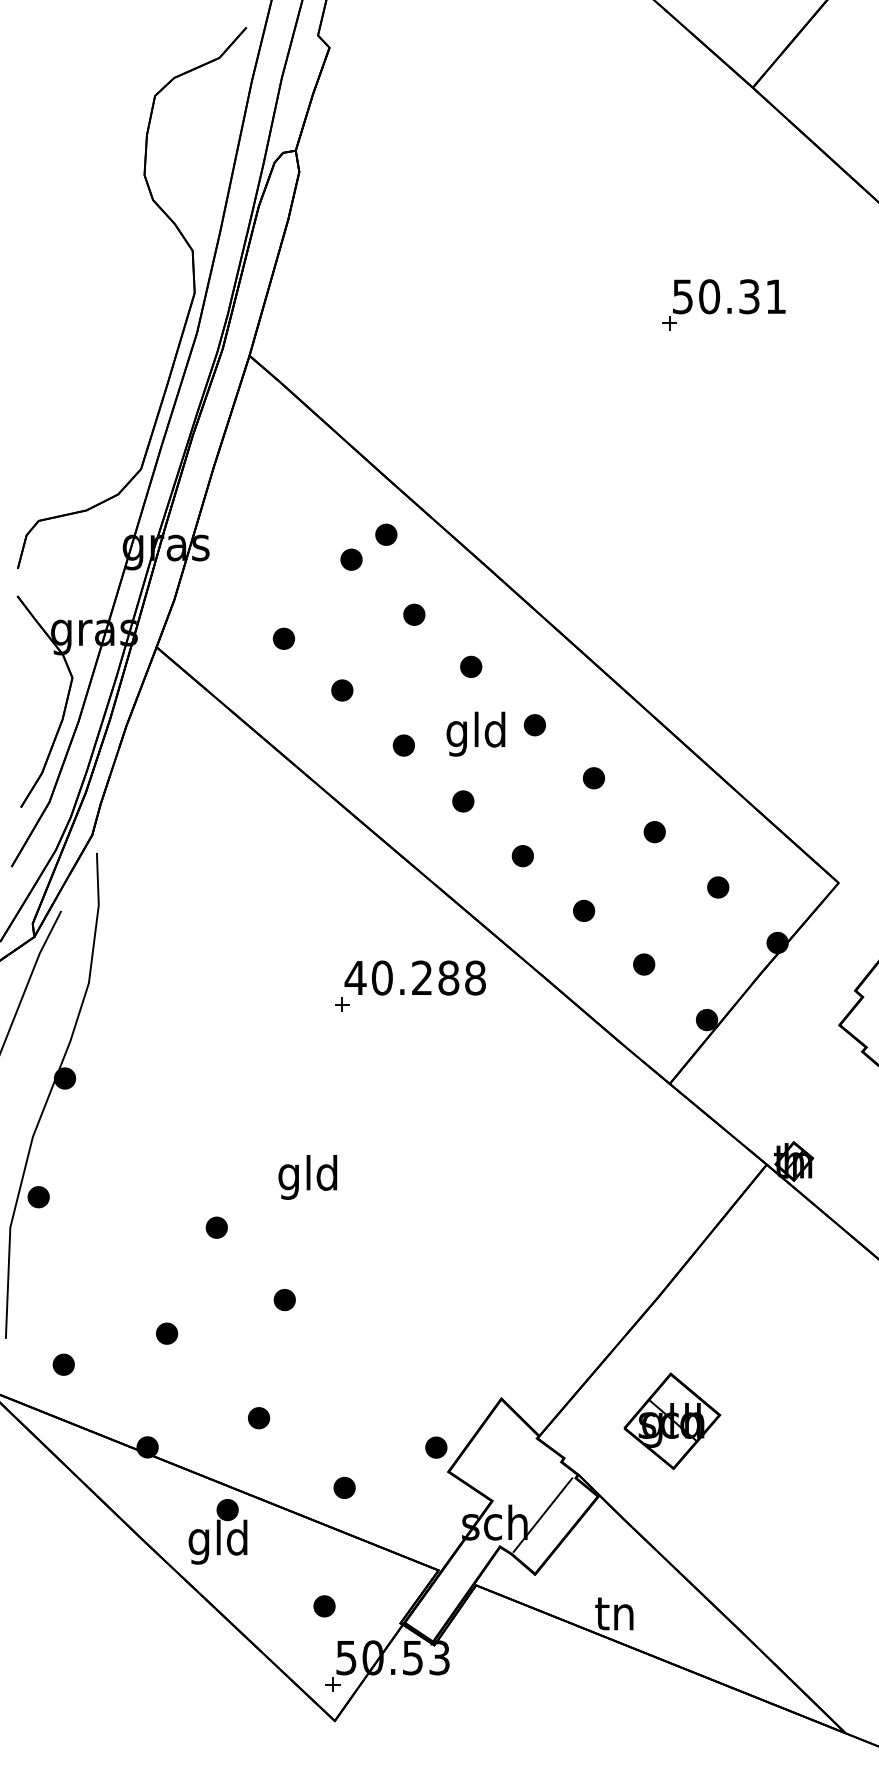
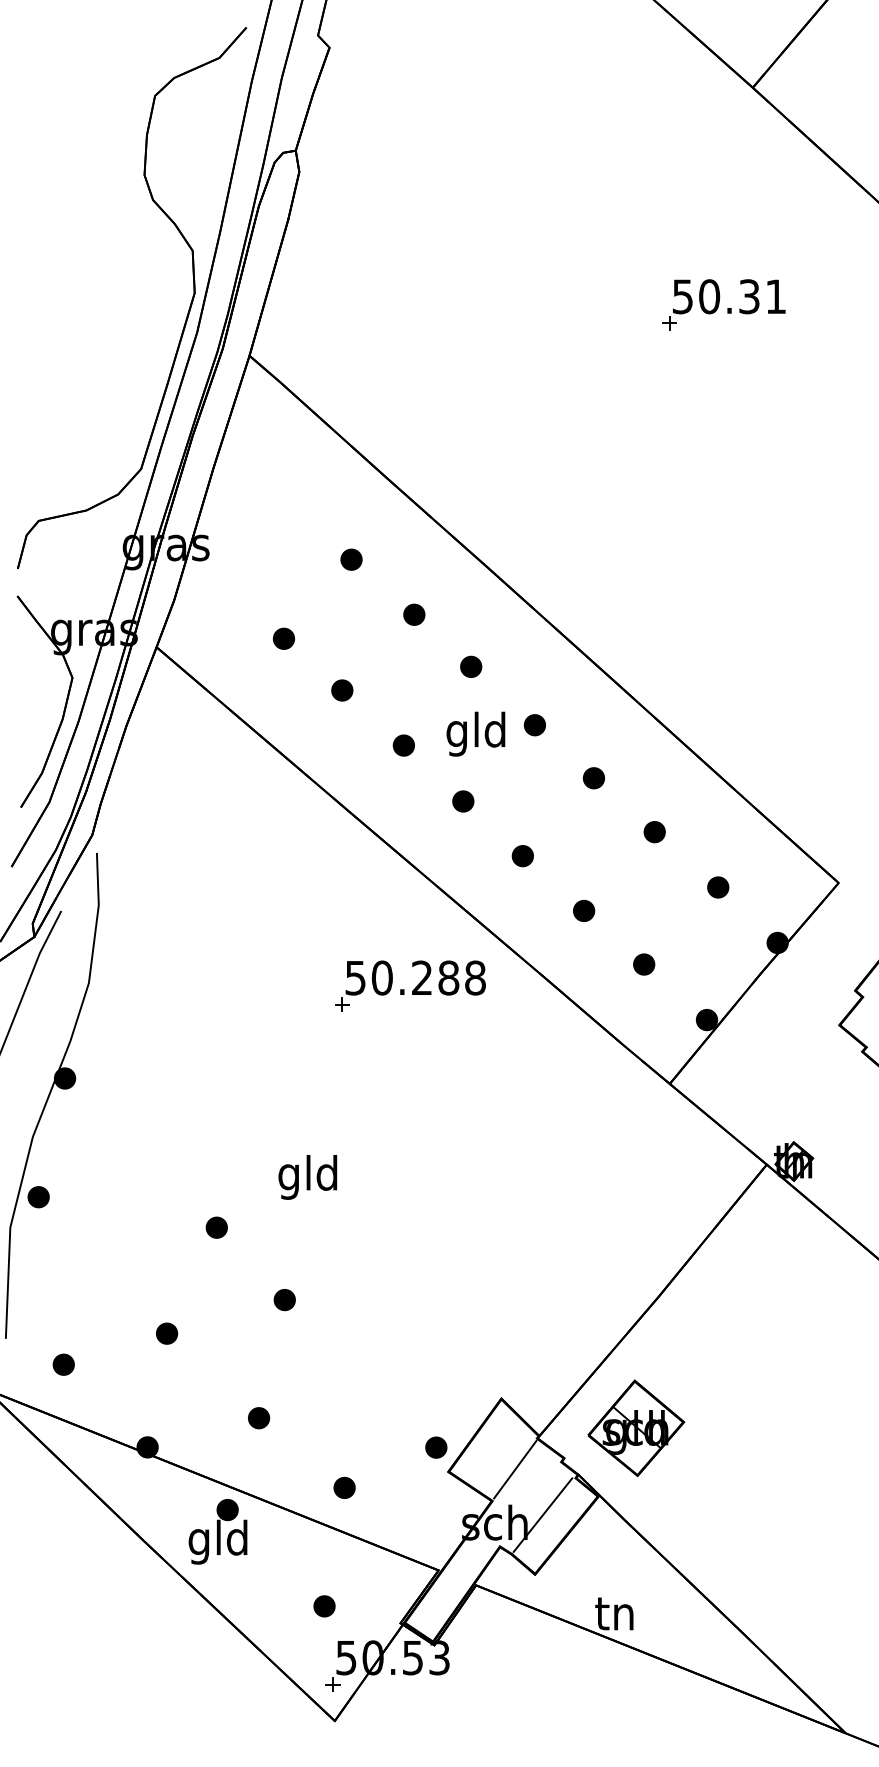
part: present -> none (386, 534)
text: 40.288 -> 50.288 (355, 978)
part position: (672, 1420) -> (636, 1427) (636, 1427)
line: none -> present (515, 1469)
